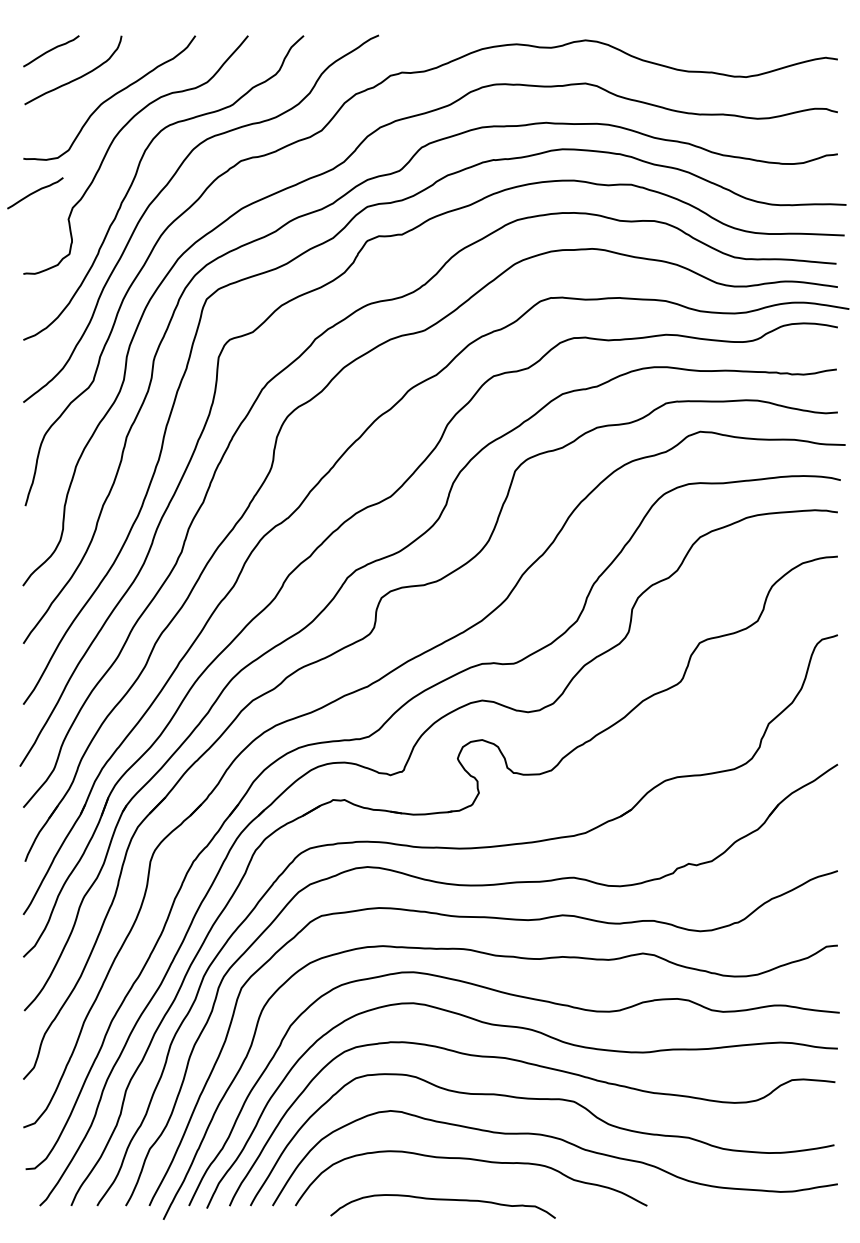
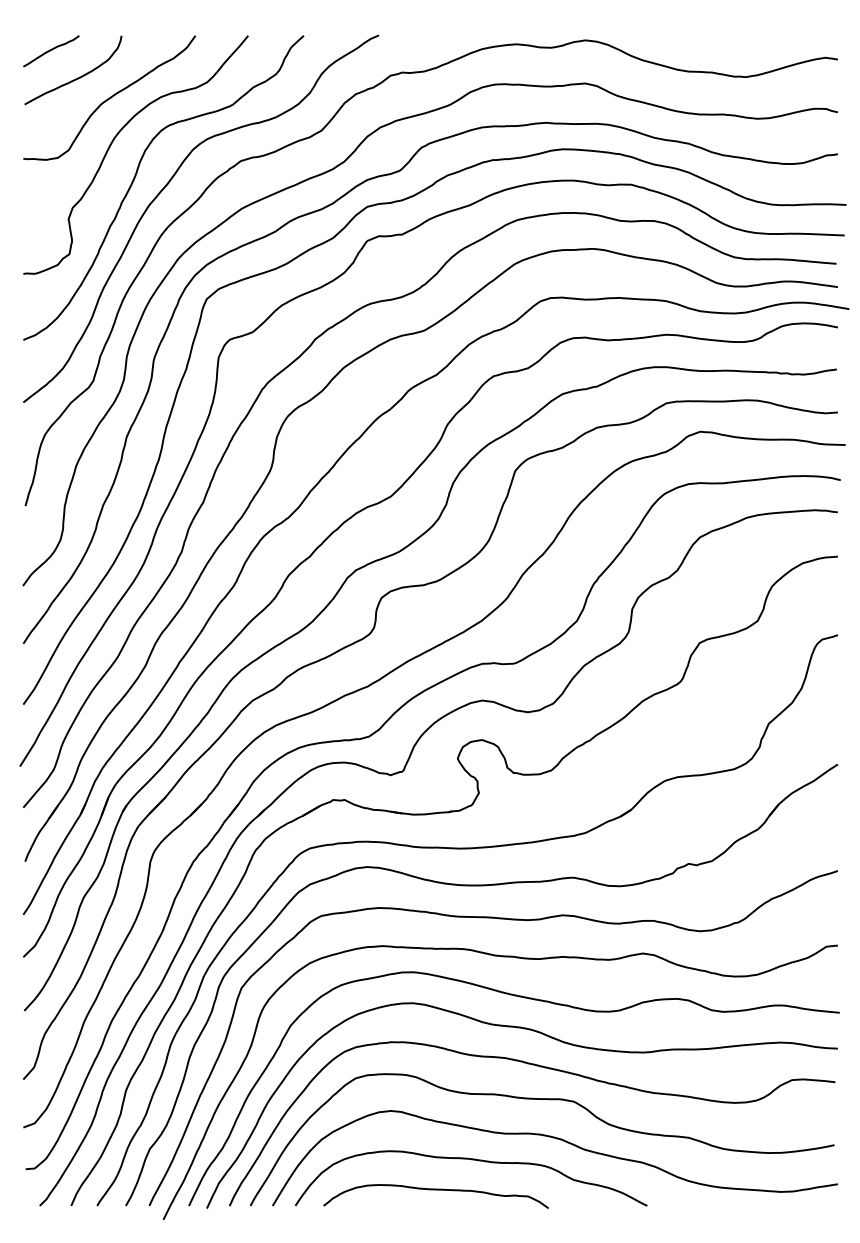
curve: present -> none (35, 192)
curve position: (442, 1200) -> (435, 1190) (435, 1190)
